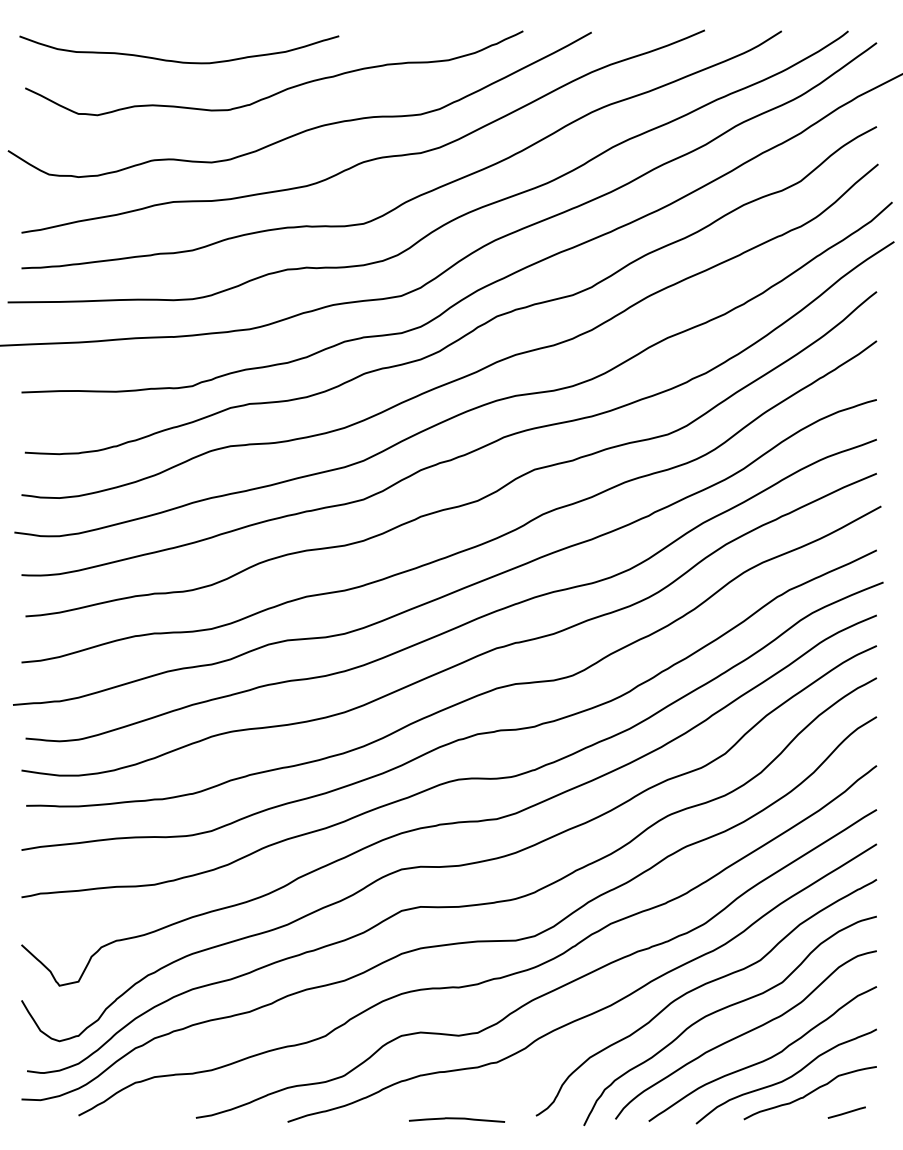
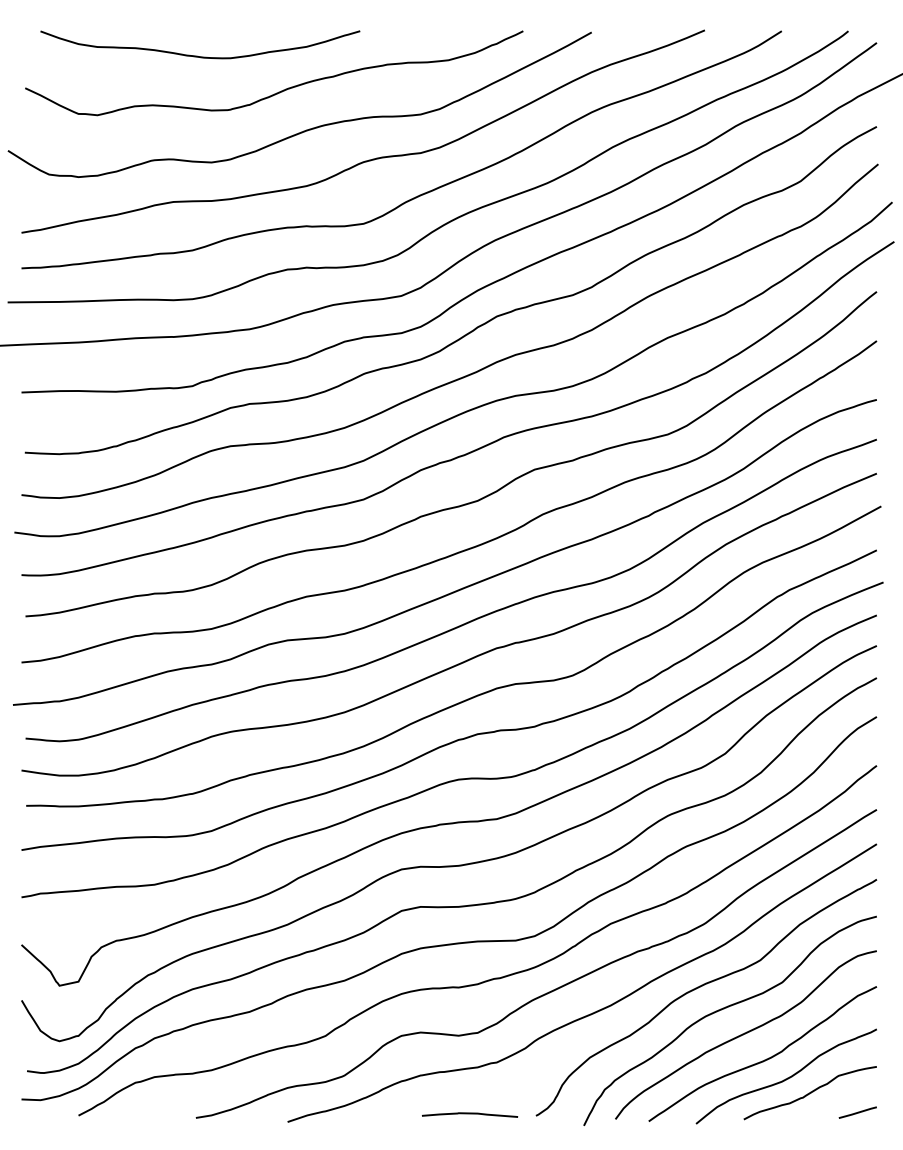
curve position: (176, 60) -> (197, 55) (197, 55)
line position: (846, 1112) -> (857, 1112) (857, 1112)
curve position: (457, 1119) -> (470, 1114) (470, 1114)
